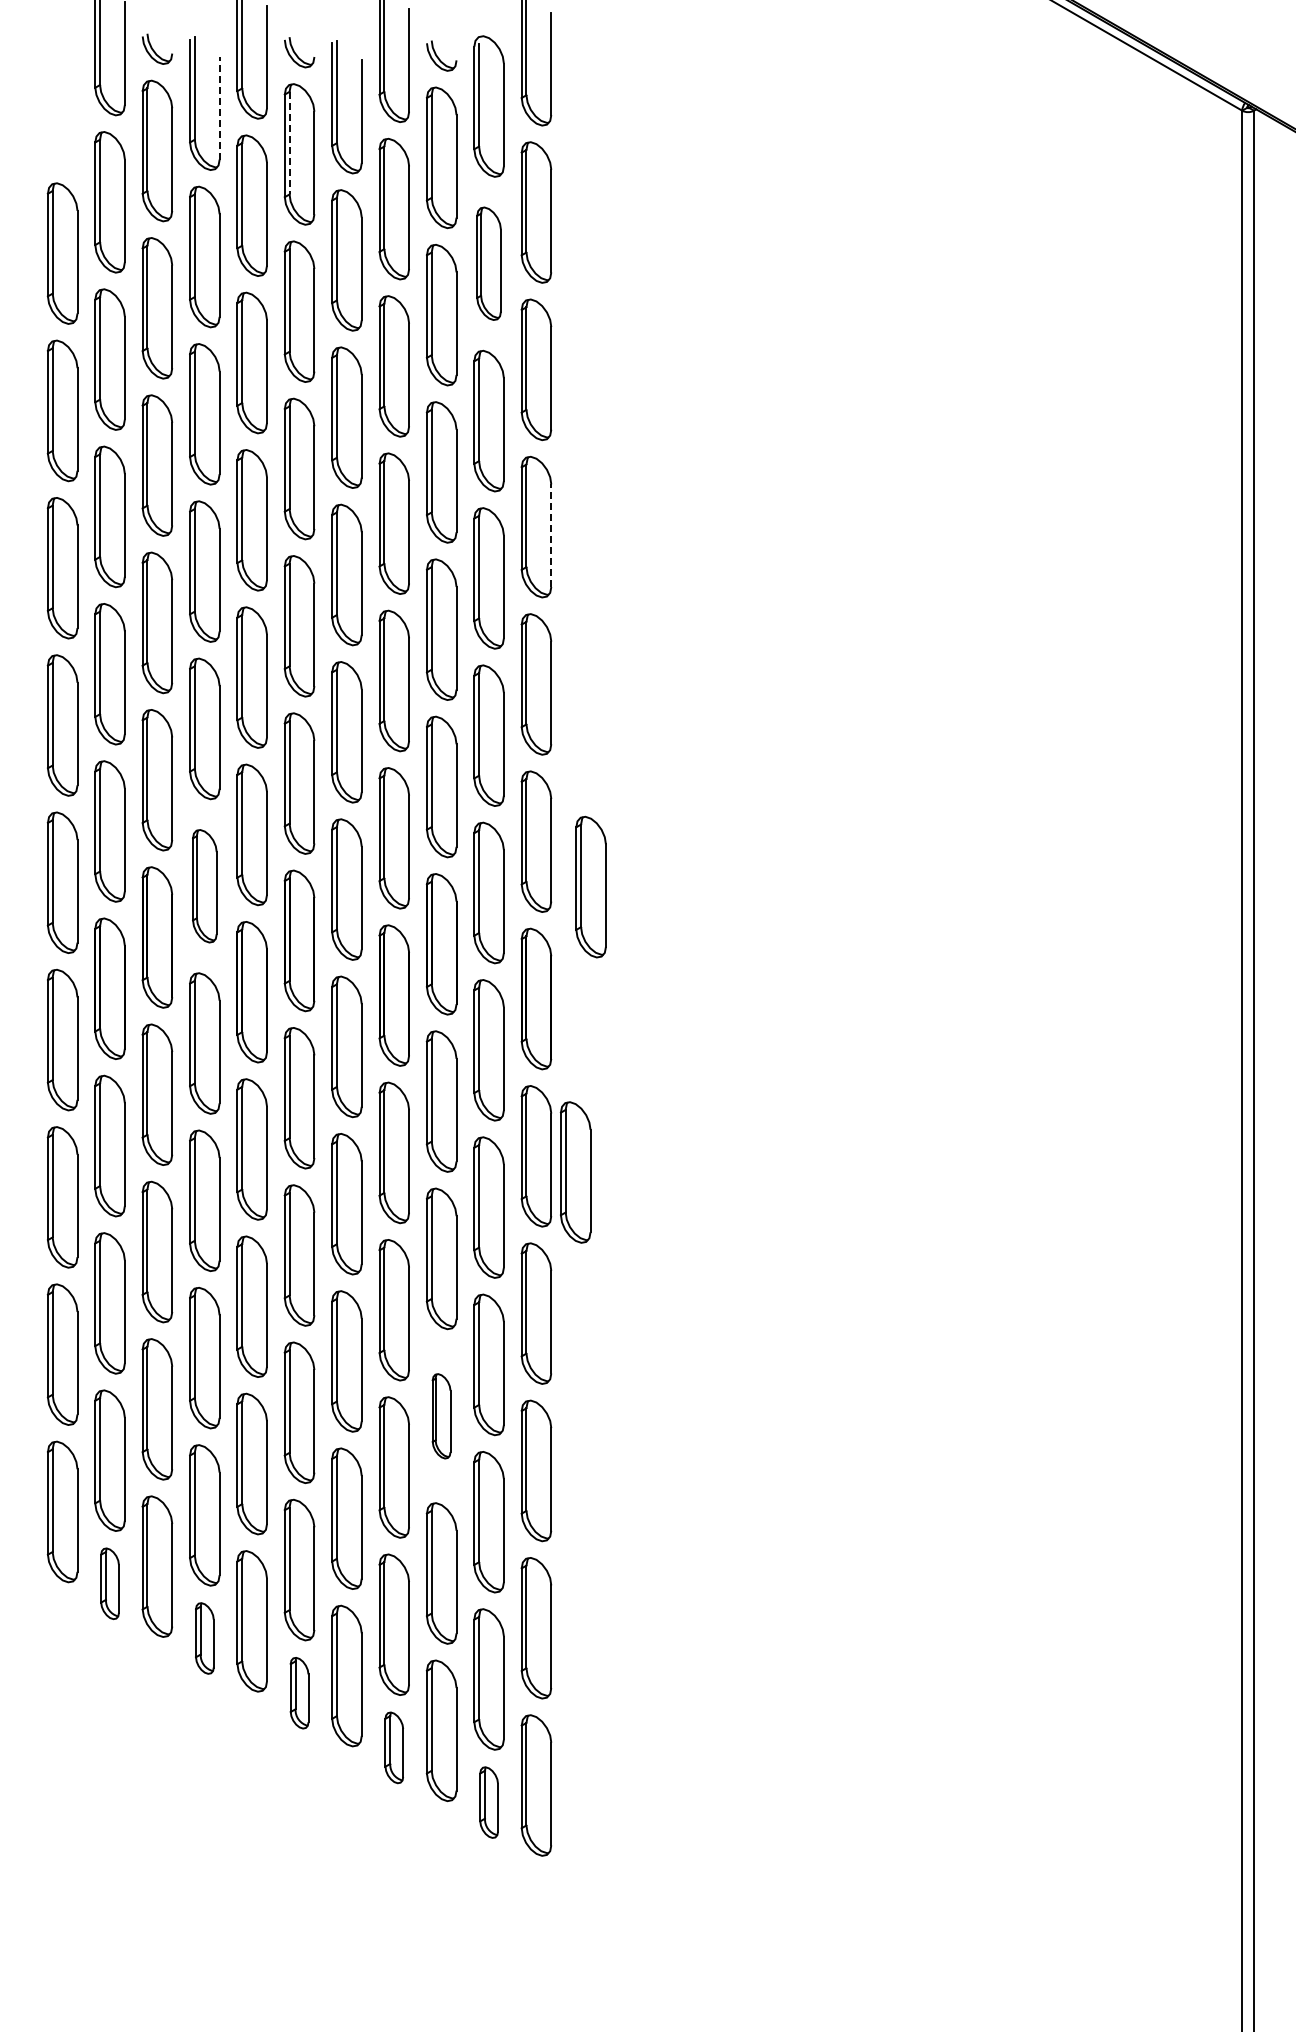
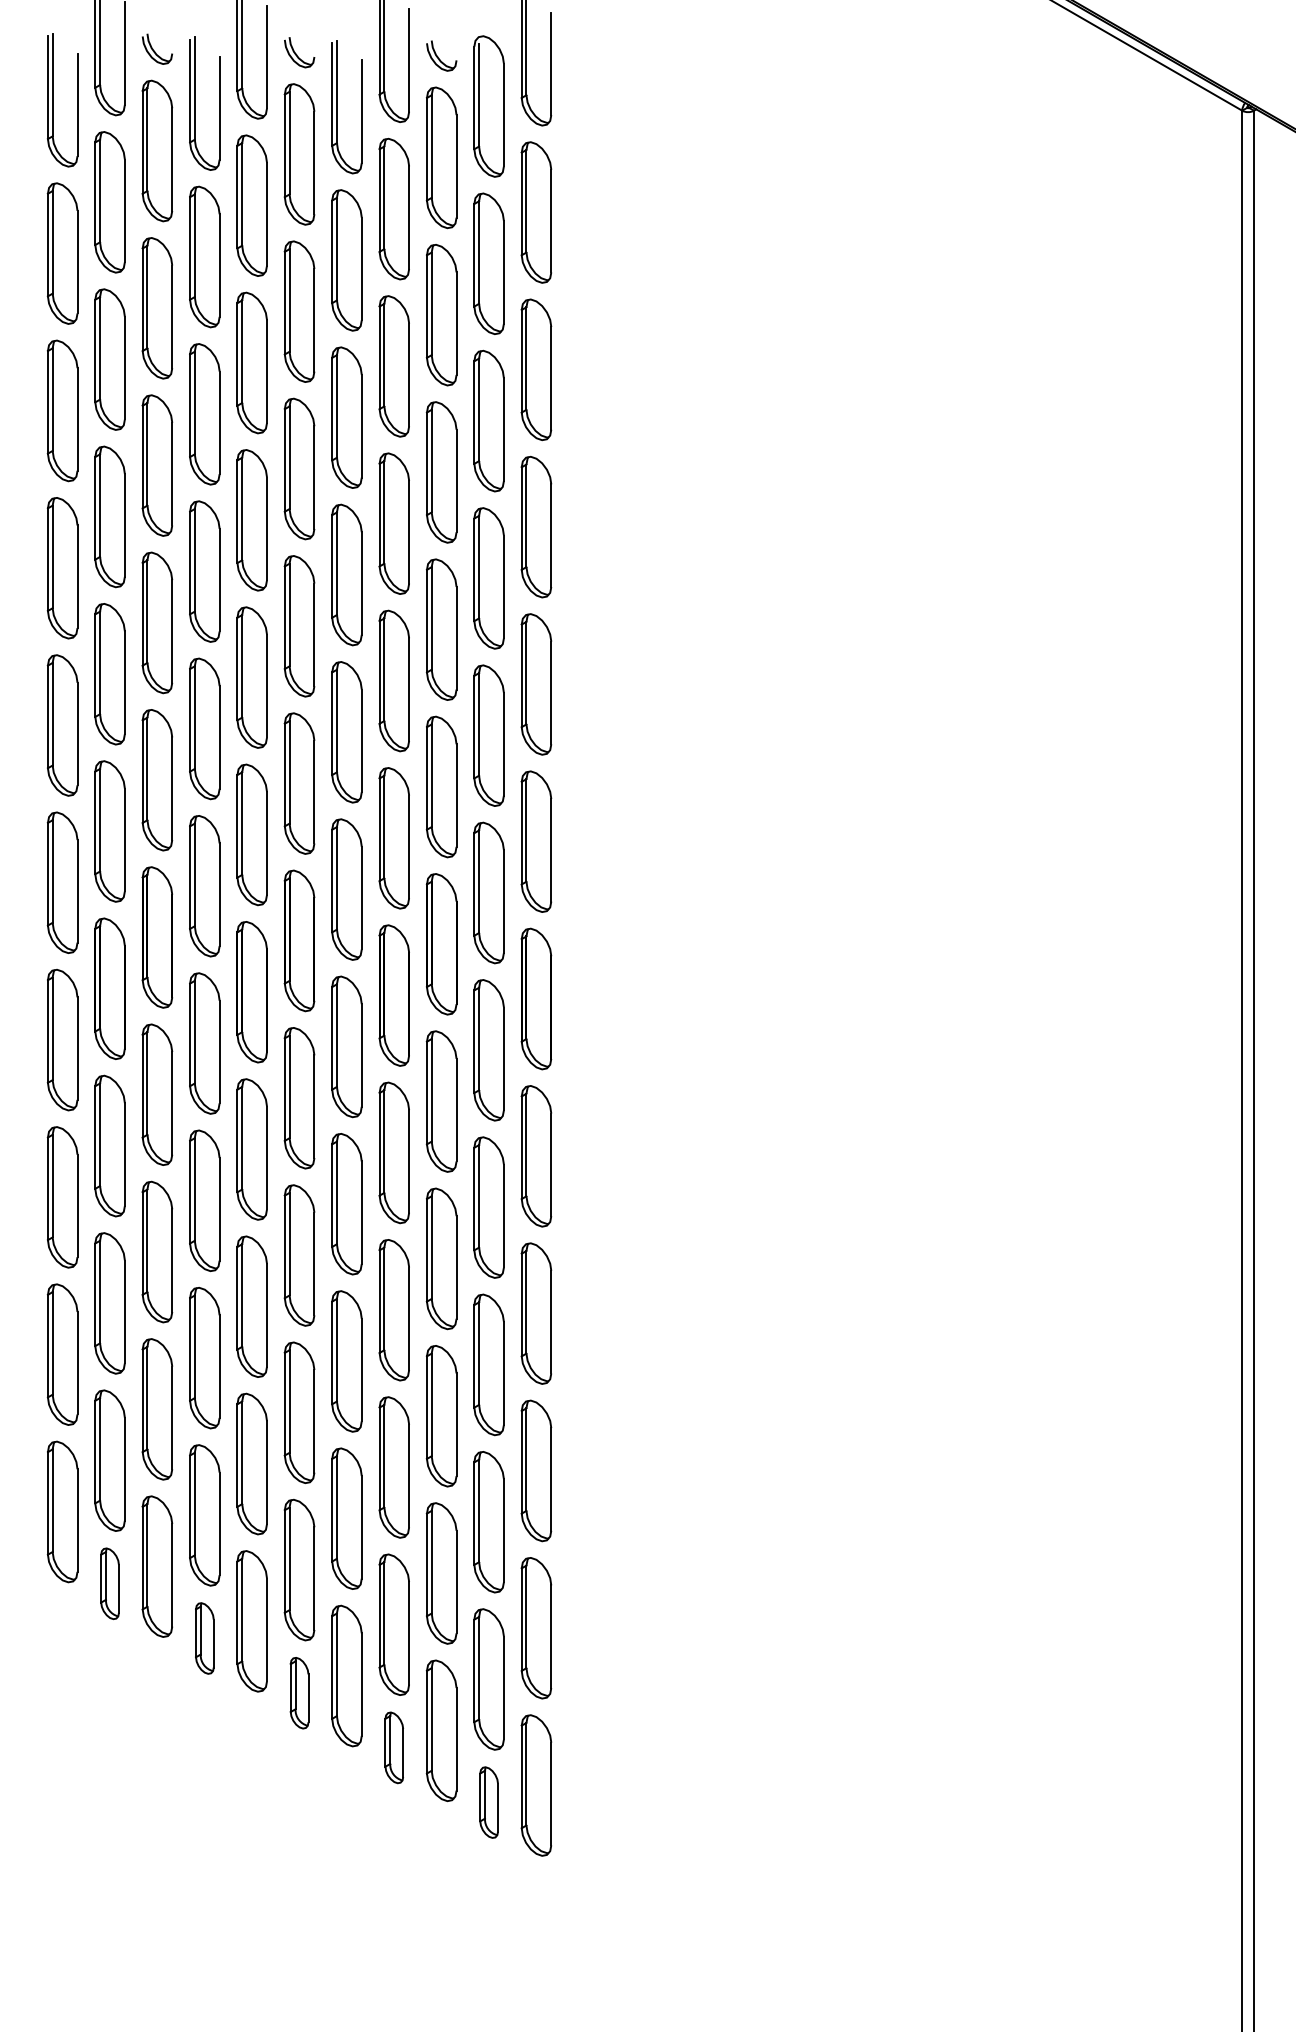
part: none -> present (53, 100)
line: dashed -> solid (219, 107)
line: dashed -> solid (289, 143)
part size: 26x115 px -> 32x143 px (488, 263)
line: dashed -> solid (551, 535)
part size: 26x115 px -> 32x143 px (204, 886)
part: present -> none (590, 886)
part: present -> none (575, 1172)
part size: 21x87 px -> 33x143 px (441, 1416)
